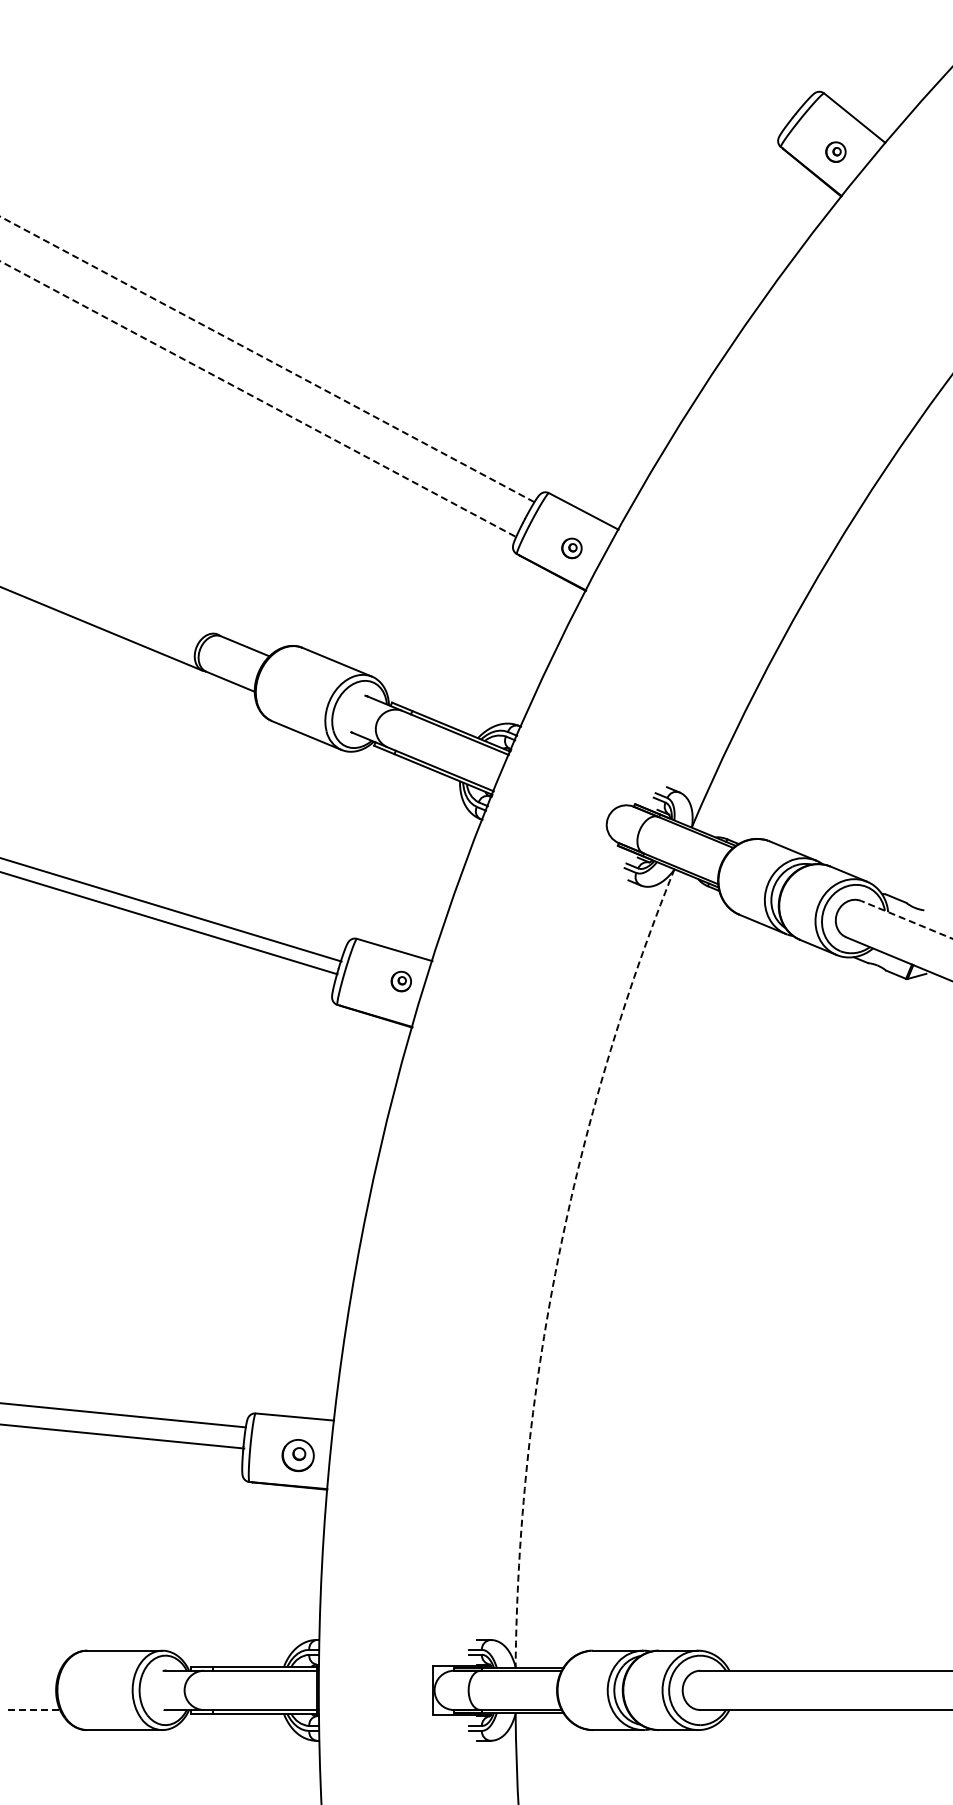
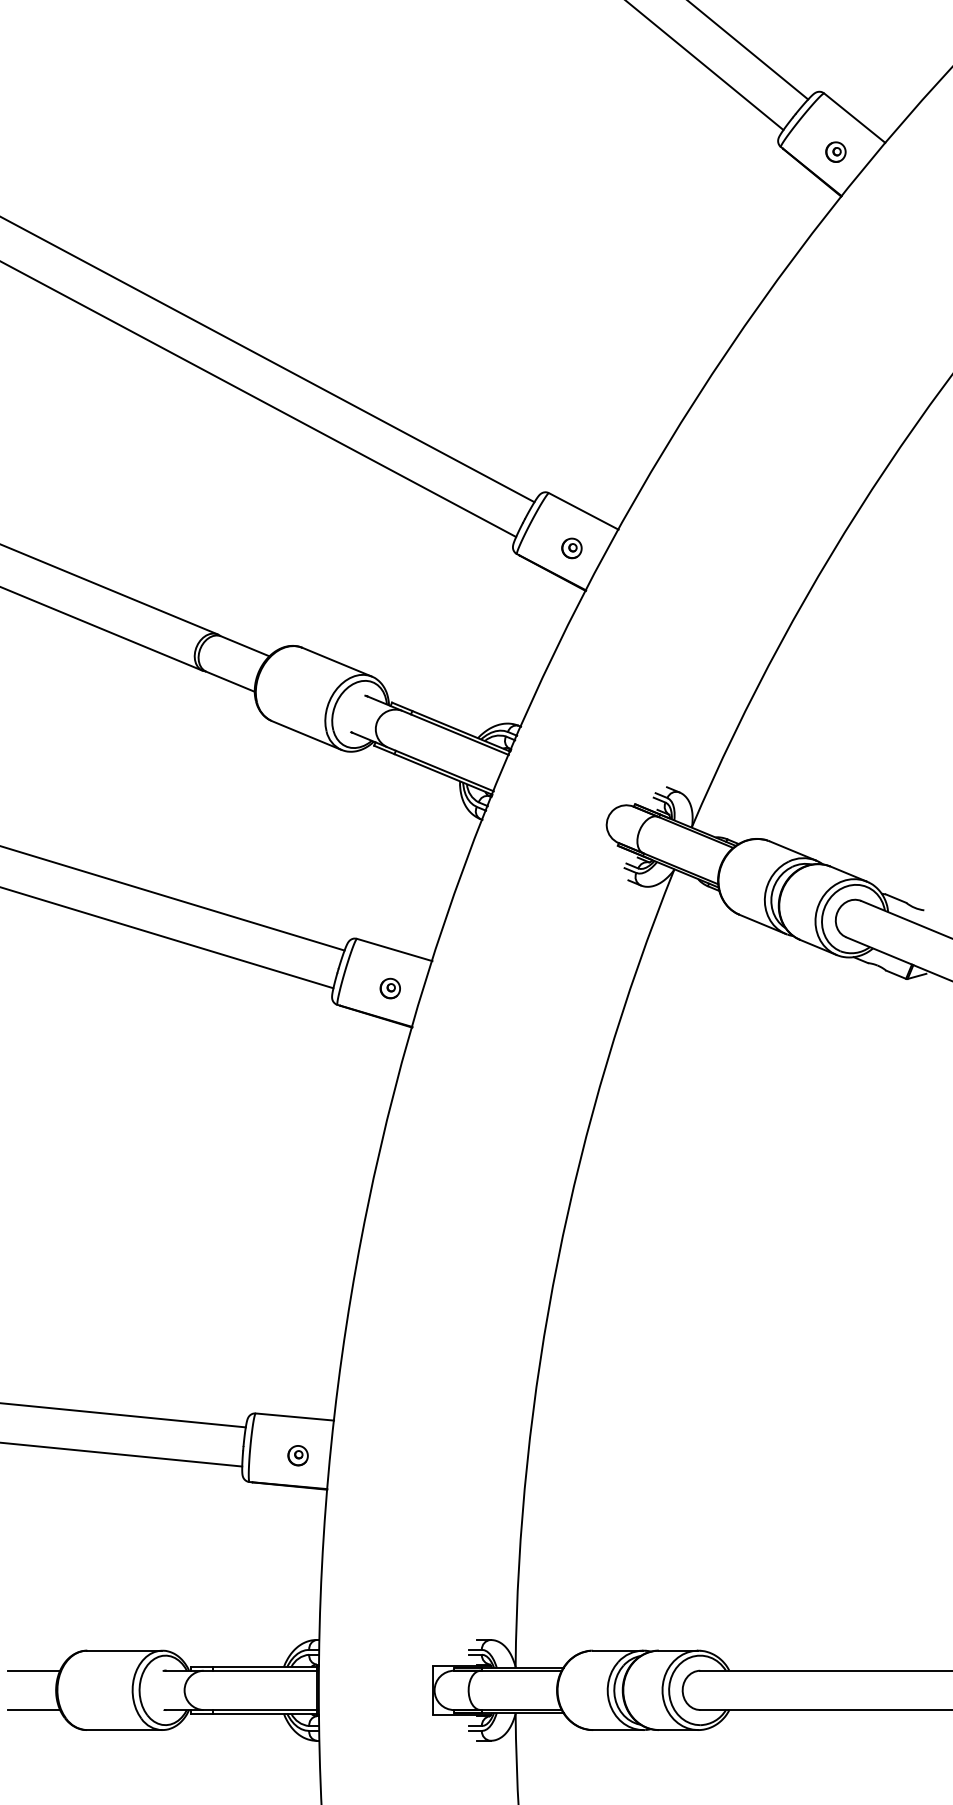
line: none -> present (748, 50)
line: none -> present (705, 66)
line: dashed -> solid (267, 359)
line: dashed -> solid (258, 399)
line: none -> present (109, 589)
line position: (171, 909) -> (173, 898) (173, 898)
line: dashed -> solid (906, 919)
line position: (169, 923) -> (167, 937) (167, 937)
part position: (400, 981) -> (389, 988) (389, 988)
arc: dashed -> solid (557, 1261)
line position: (123, 1436) -> (122, 1454) (122, 1454)
part size: 34x34 px -> 22x22 px (297, 1455)
line: none -> present (33, 1671)
line: dashed -> solid (34, 1709)
